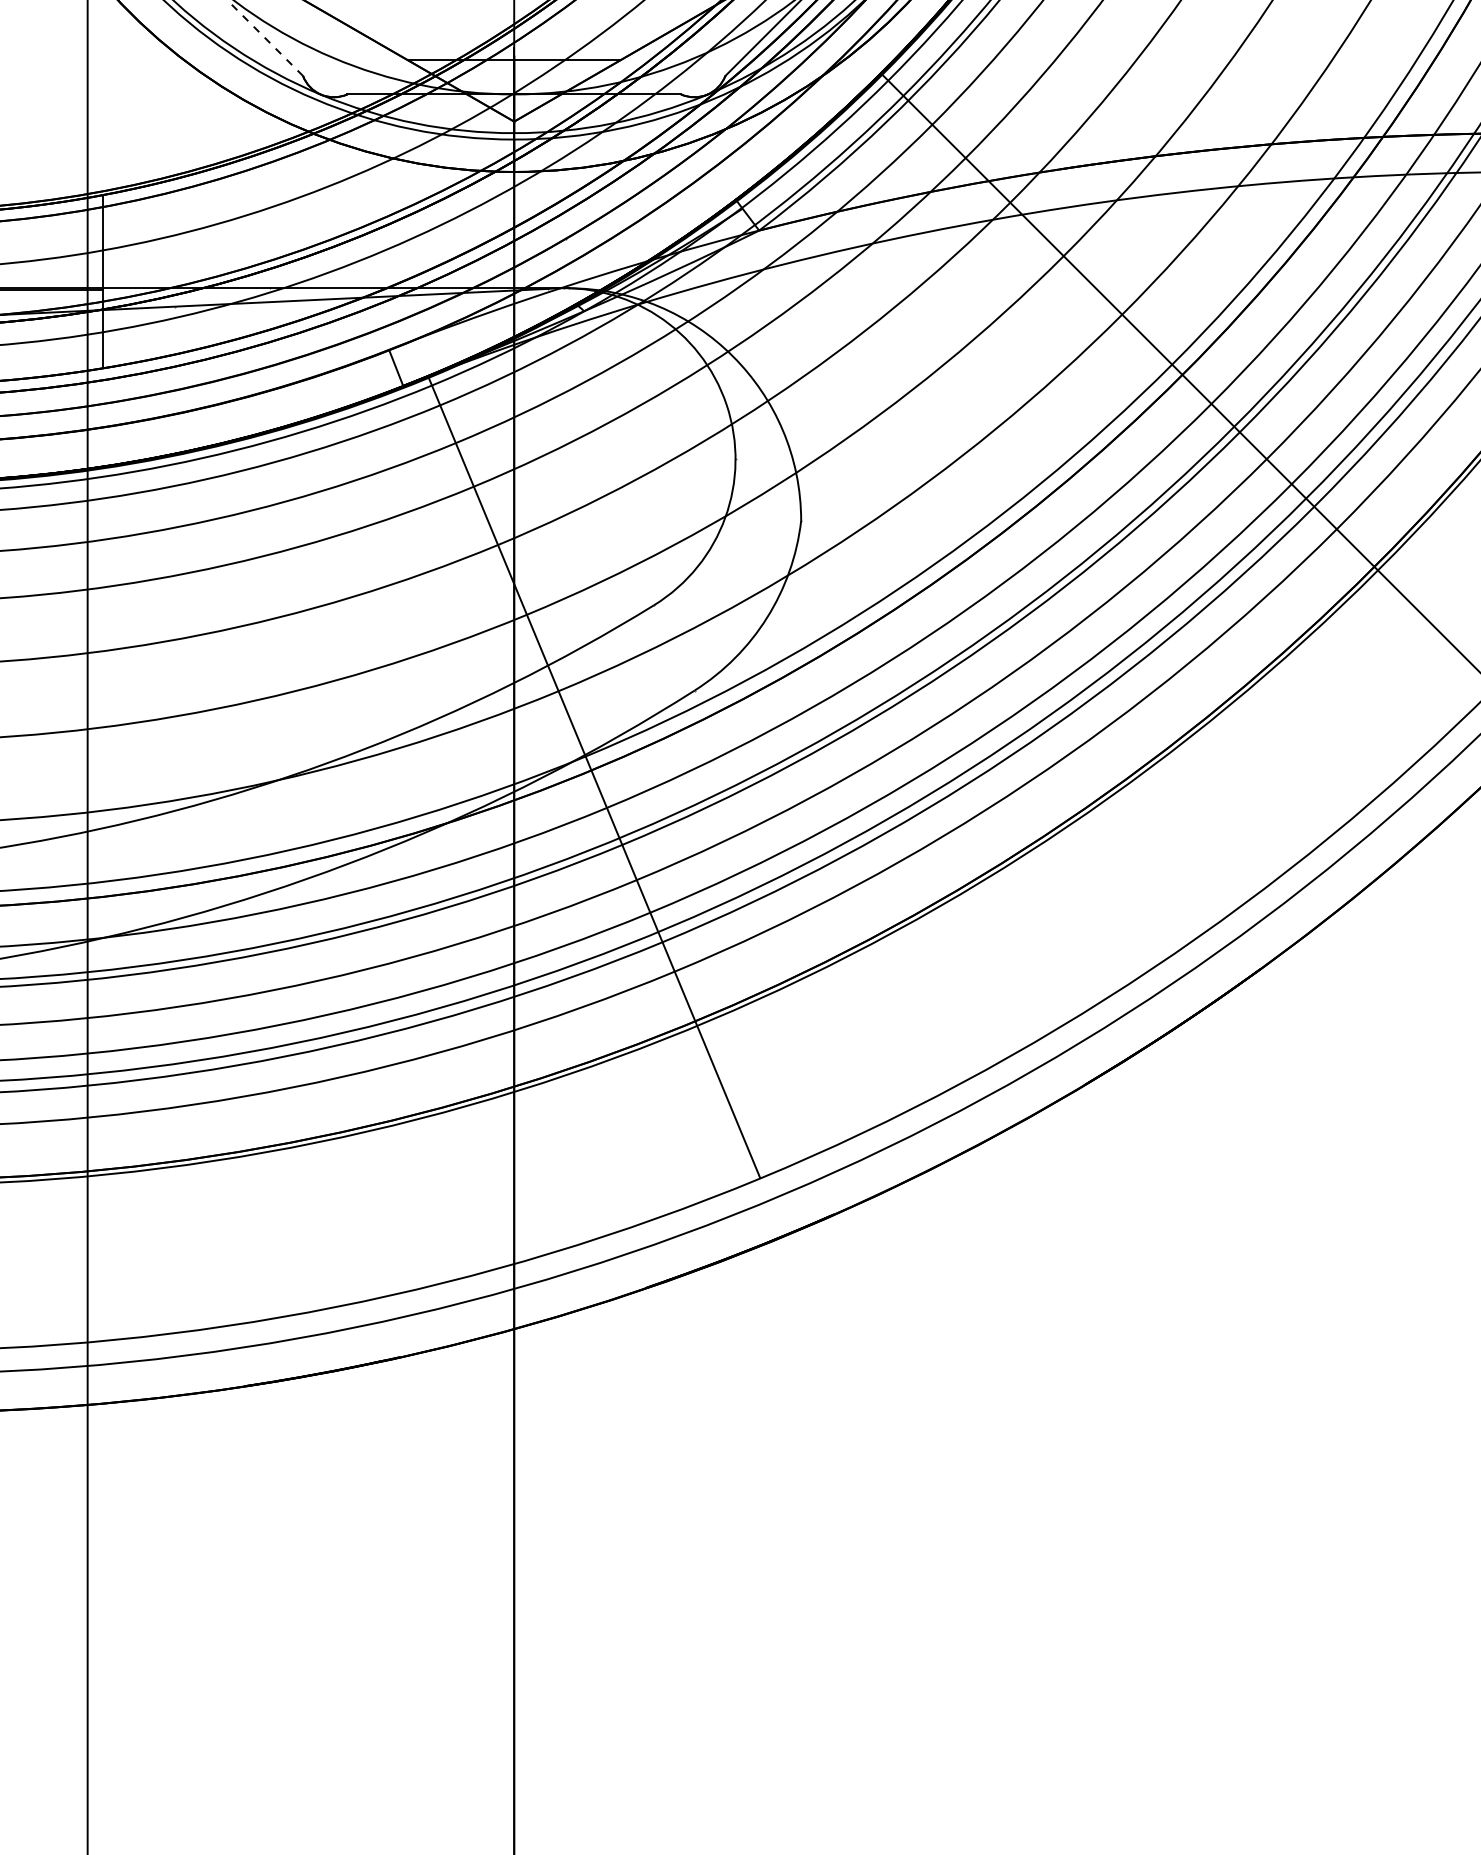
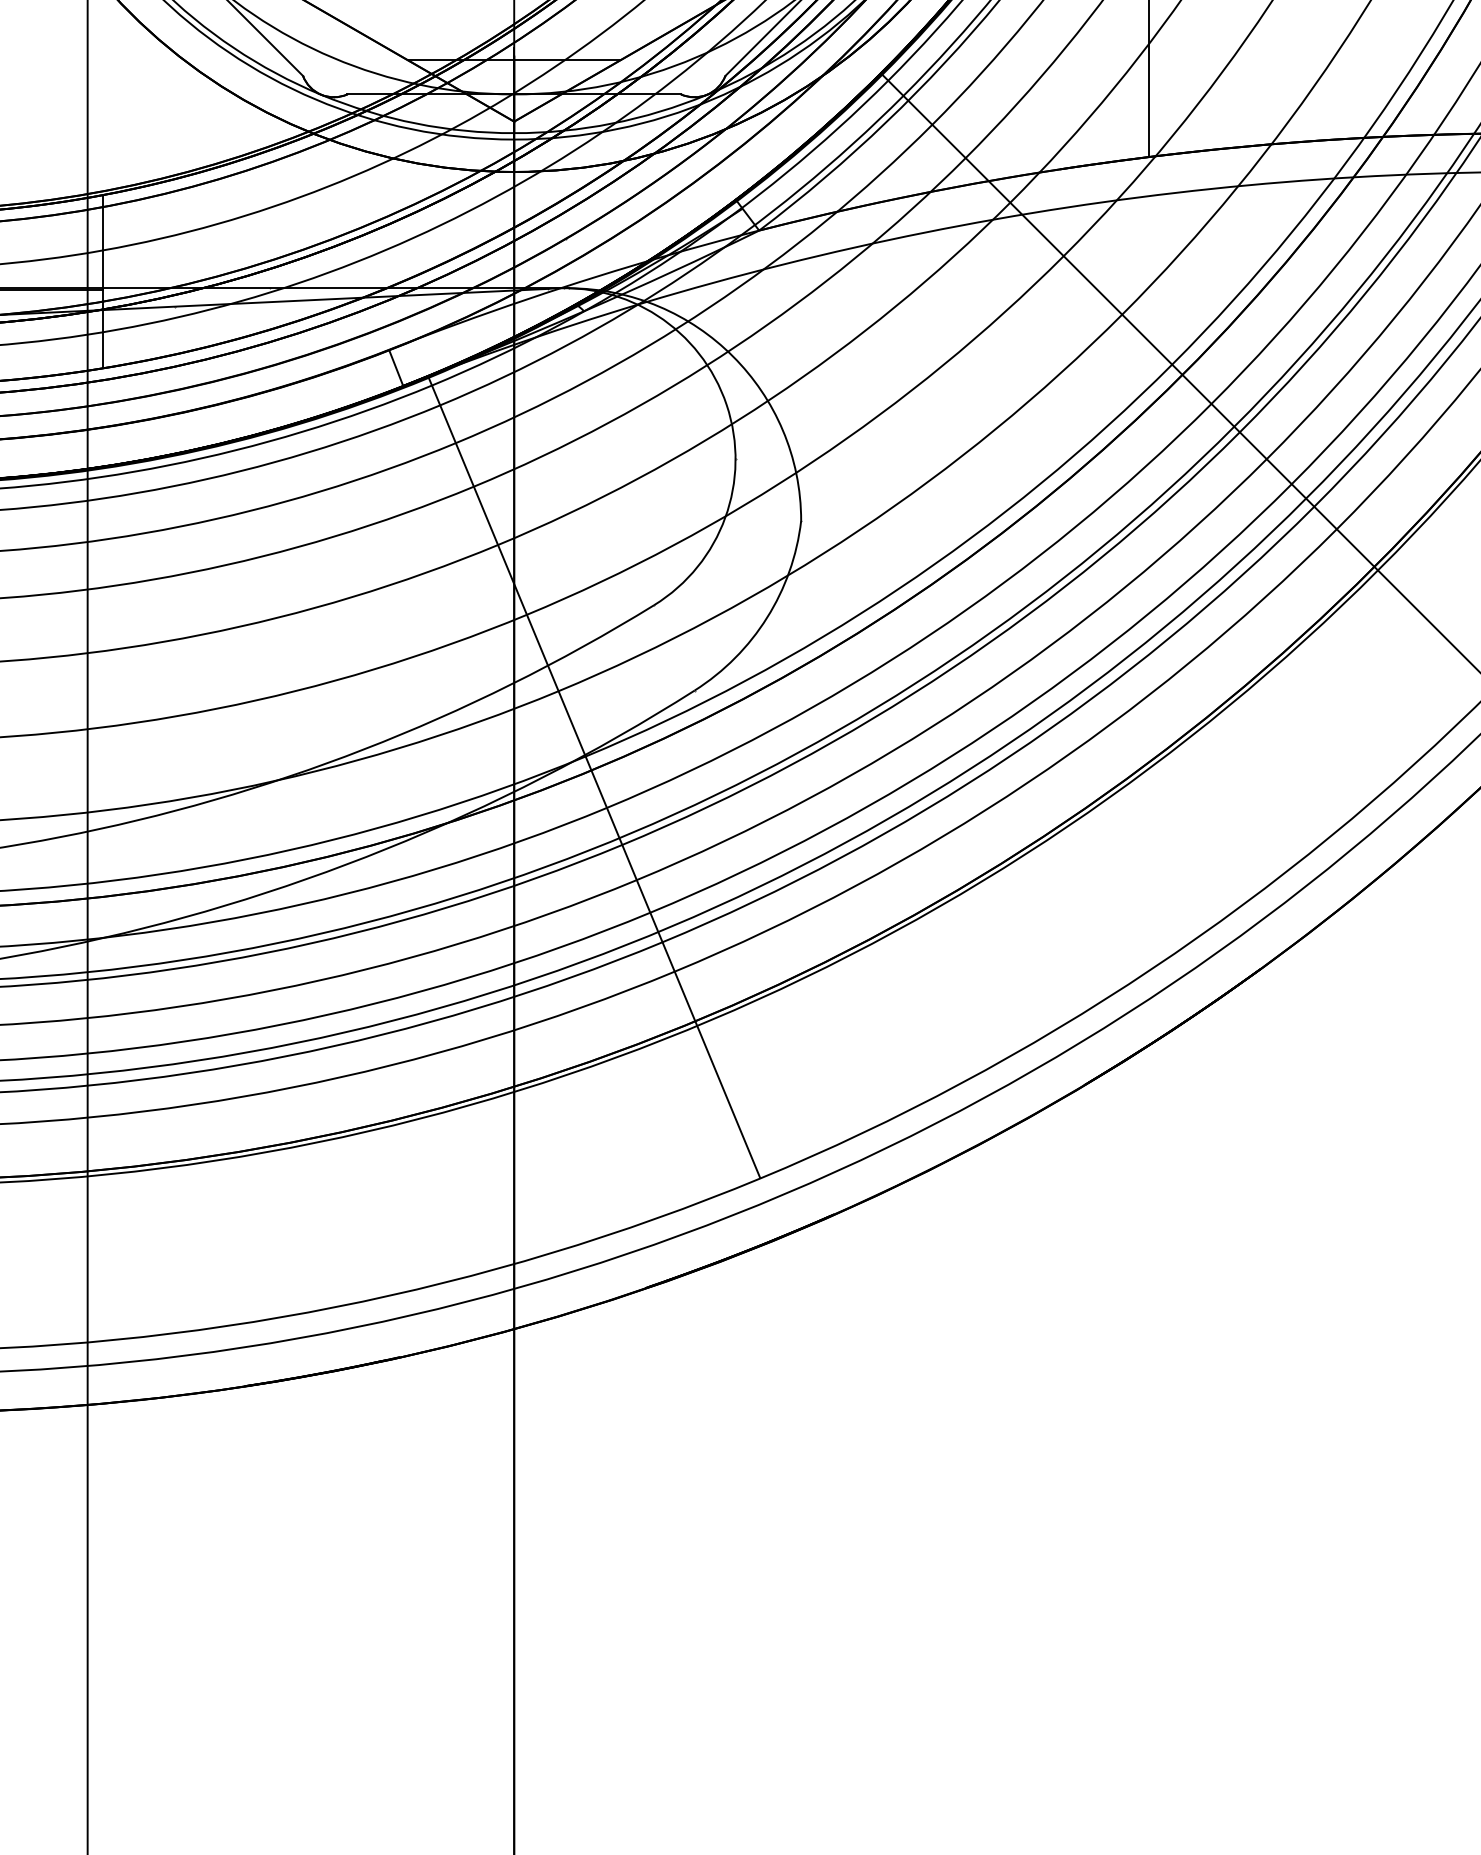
line: dashed -> solid (264, 37)
line: none -> present (1148, 79)
